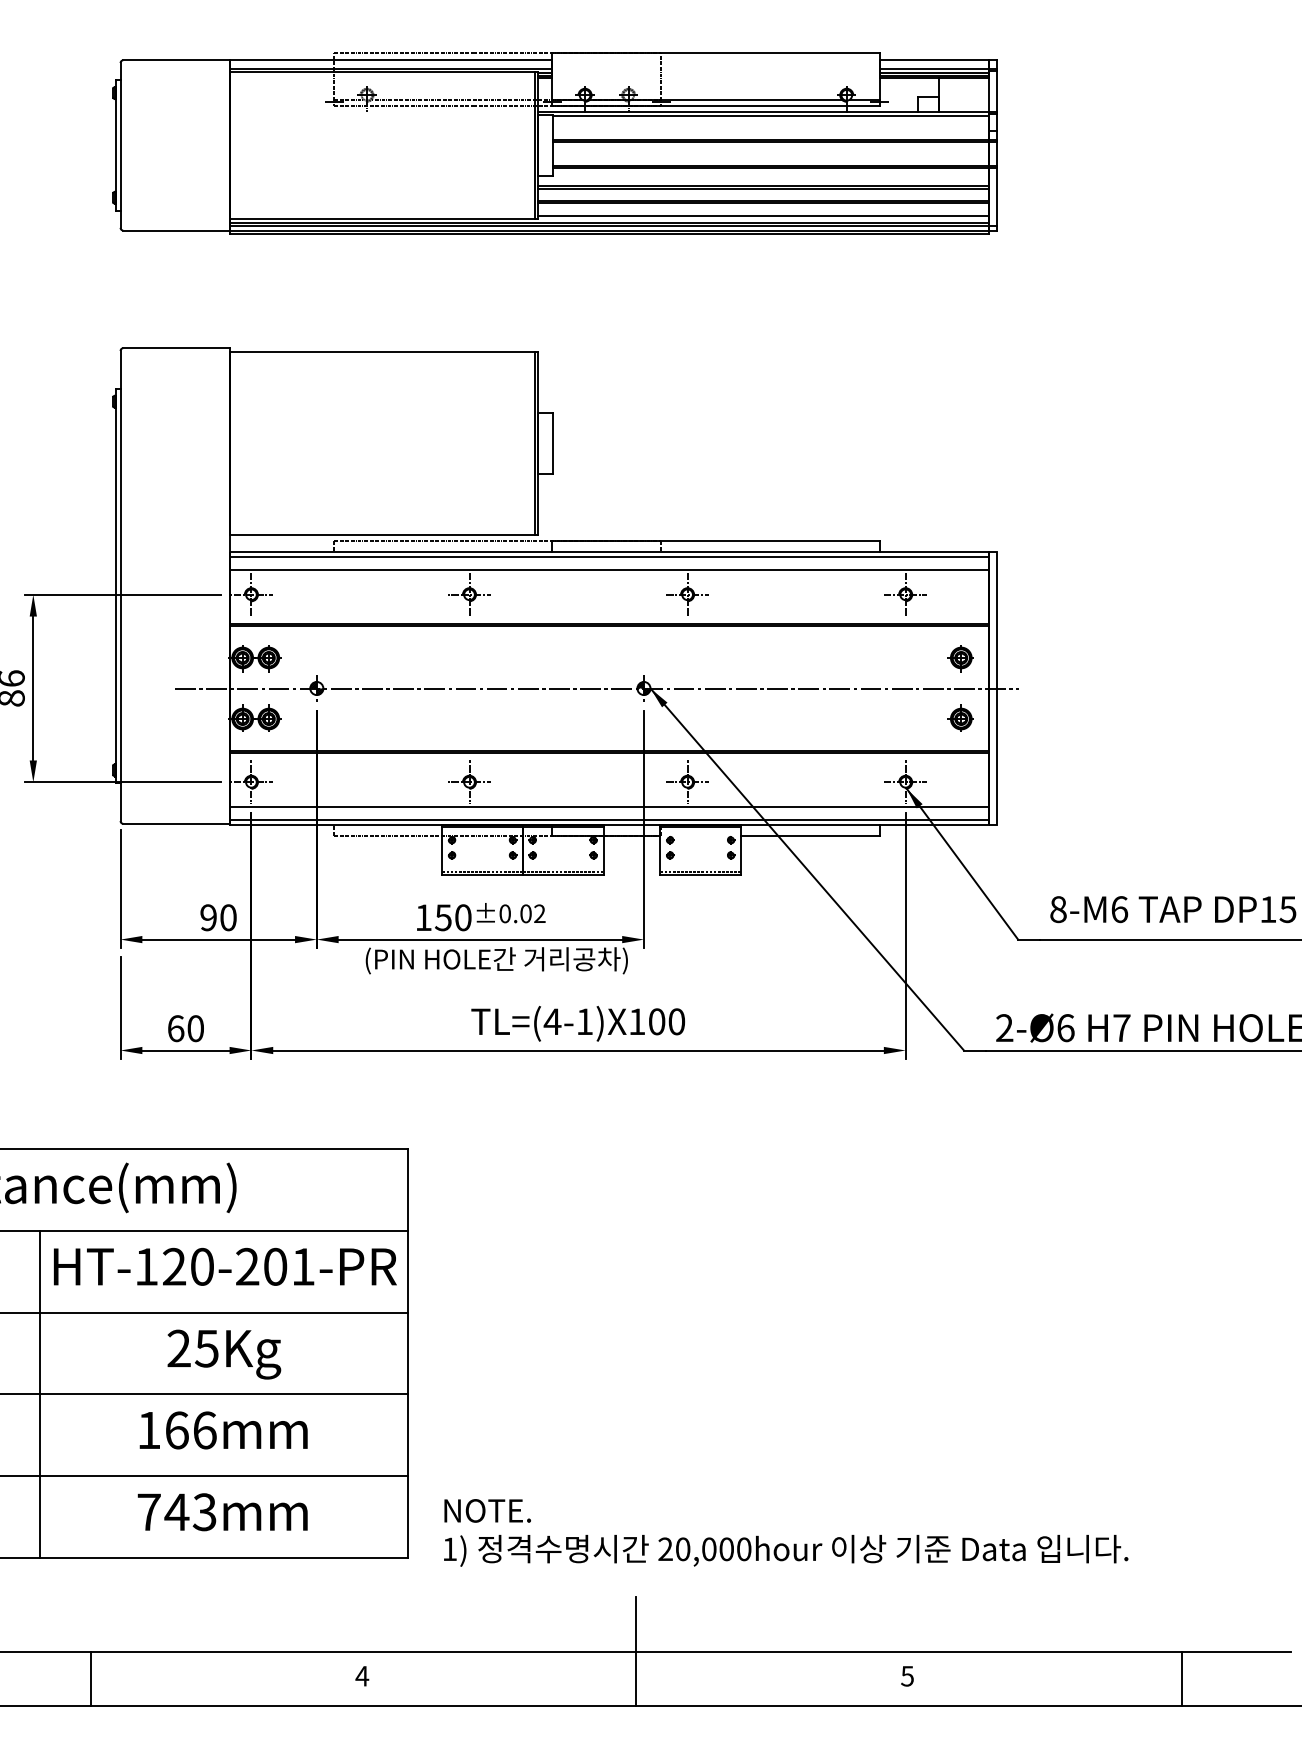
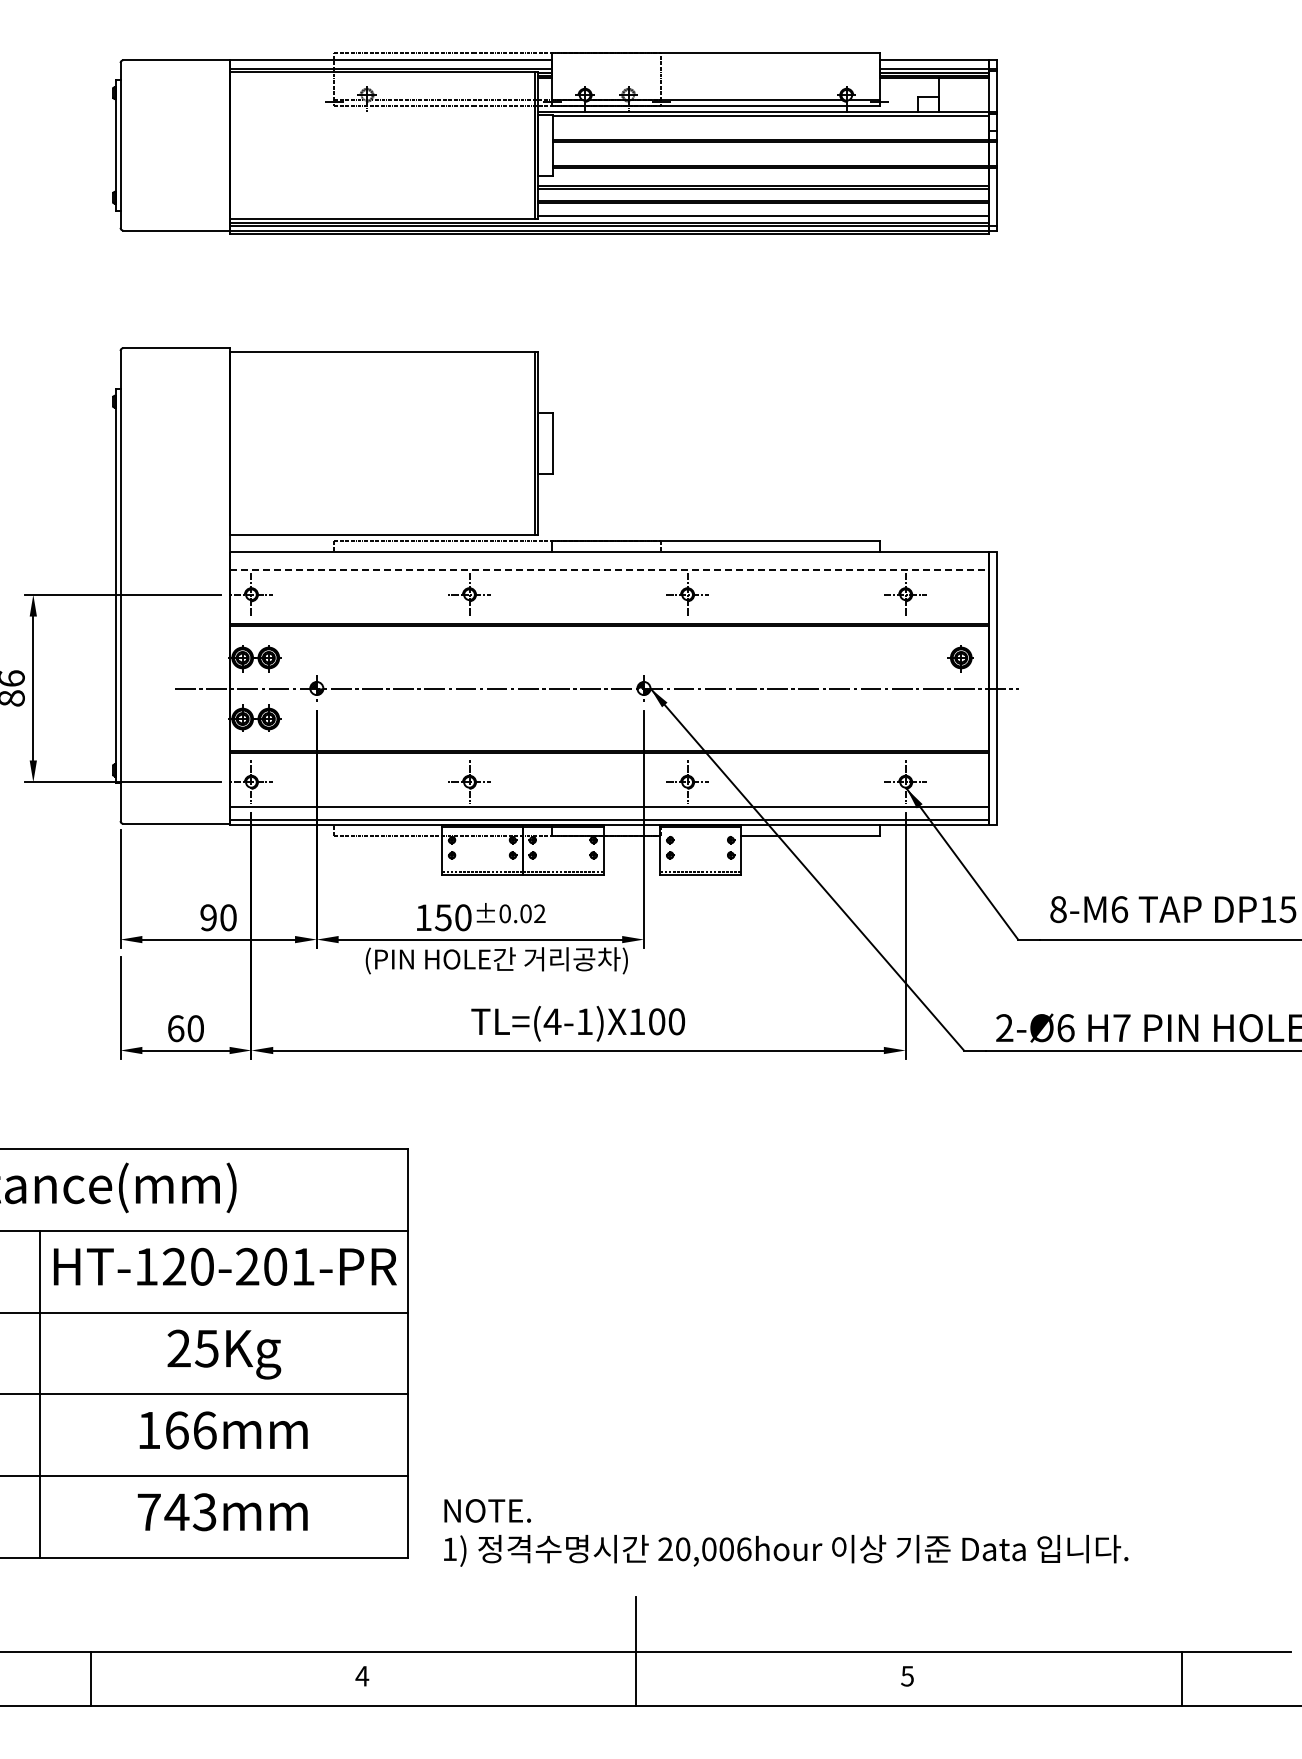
line: present -> none (608, 556)
line: solid -> dashed (609, 569)
part: present -> none (960, 717)
text: 20,000hour -> 20,006hour (744, 1549)
